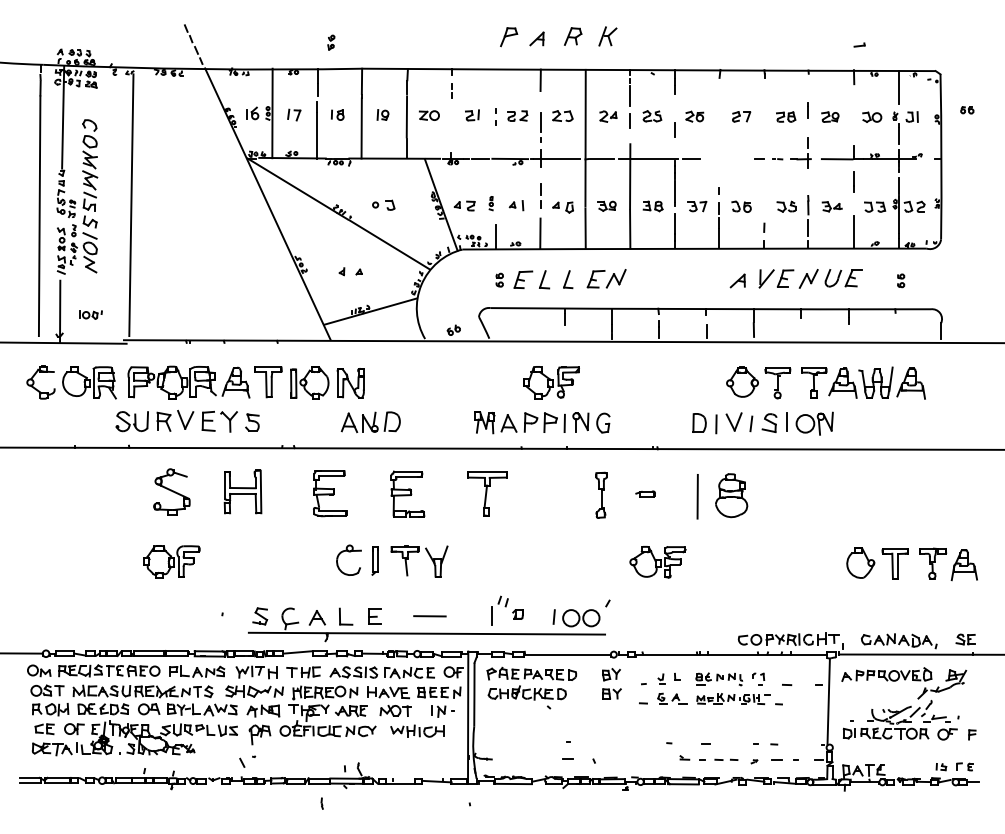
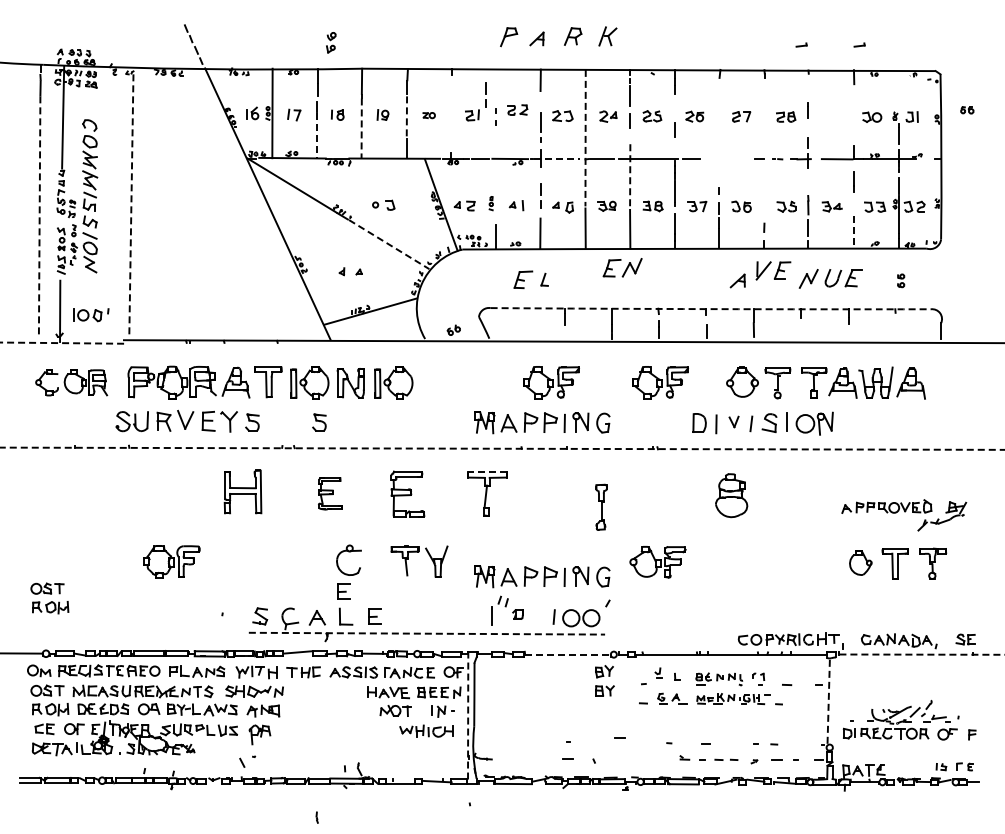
part size: 9x17 px -> 11x22 px (331, 42)
part: none -> present (801, 44)
line: present -> none (898, 86)
line: present -> none (451, 89)
line: none -> present (485, 94)
part size: 22x11 px -> 14x8 px (428, 115)
part position: (517, 115) -> (517, 109) (517, 109)
line: solid -> dashed (406, 116)
part: present -> none (830, 116)
line: solid -> dashed (361, 128)
line: solid -> dashed (317, 135)
line: solid -> dashed (585, 138)
line: solid -> dashed (557, 159)
line: solid -> dashed (630, 176)
line: solid -> dashed (131, 205)
line: solid -> dashed (39, 216)
line: solid -> dashed (854, 232)
line: solid -> dashed (389, 244)
part position: (606, 278) -> (622, 267) (622, 267)
part position: (776, 278) -> (773, 270) (773, 270)
part: present -> none (499, 279)
part size: 12x20 px -> 9x15 px (544, 279)
part: present -> none (568, 279)
arc: solid -> dashed (710, 309)
part size: 24x10 px -> 37x15 px (91, 315)
line: solid -> dashed (63, 343)
part size: 91x35 px -> 74x28 px (71, 382)
part: none -> present (393, 382)
part: none -> present (660, 382)
part size: 18x20 px -> 12x14 px (733, 421)
part: none -> present (319, 422)
part: present -> none (370, 422)
line: solid -> dashed (502, 448)
line: solid -> dashed (487, 472)
part: present -> none (171, 491)
part size: 35x48 px -> 25x34 px (330, 493)
part: present -> none (645, 493)
part position: (601, 494) -> (601, 506) (601, 506)
line: present -> none (697, 496)
part: present -> none (374, 560)
part size: 30x32 px -> 24x26 px (860, 562)
part: present -> none (963, 565)
part: none -> present (542, 576)
part: none -> present (343, 591)
part: none -> present (49, 598)
line: present -> none (429, 616)
line: solid -> dashed (427, 633)
line: solid -> dashed (568, 654)
line: solid -> dashed (922, 654)
part position: (661, 678) -> (658, 672) (658, 672)
part position: (611, 683) -> (604, 680) (604, 680)
part position: (904, 683) -> (904, 515) (904, 515)
part: present -> none (531, 687)
line: solid -> dashed (828, 702)
part: present -> none (327, 711)
line: solid -> dashed (468, 718)
part position: (417, 730) -> (426, 730) (426, 730)
line: none -> present (619, 737)
part position: (321, 803) -> (316, 817) (316, 817)
